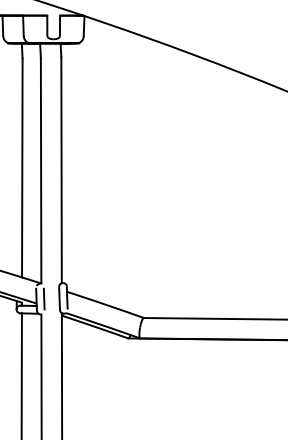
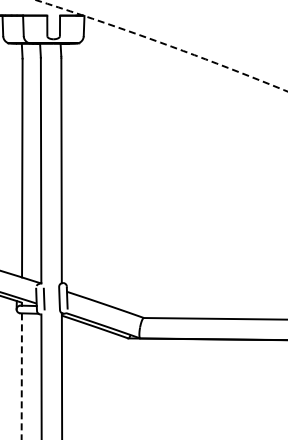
arc: solid -> dashed (163, 43)
line: solid -> dashed (21, 376)
